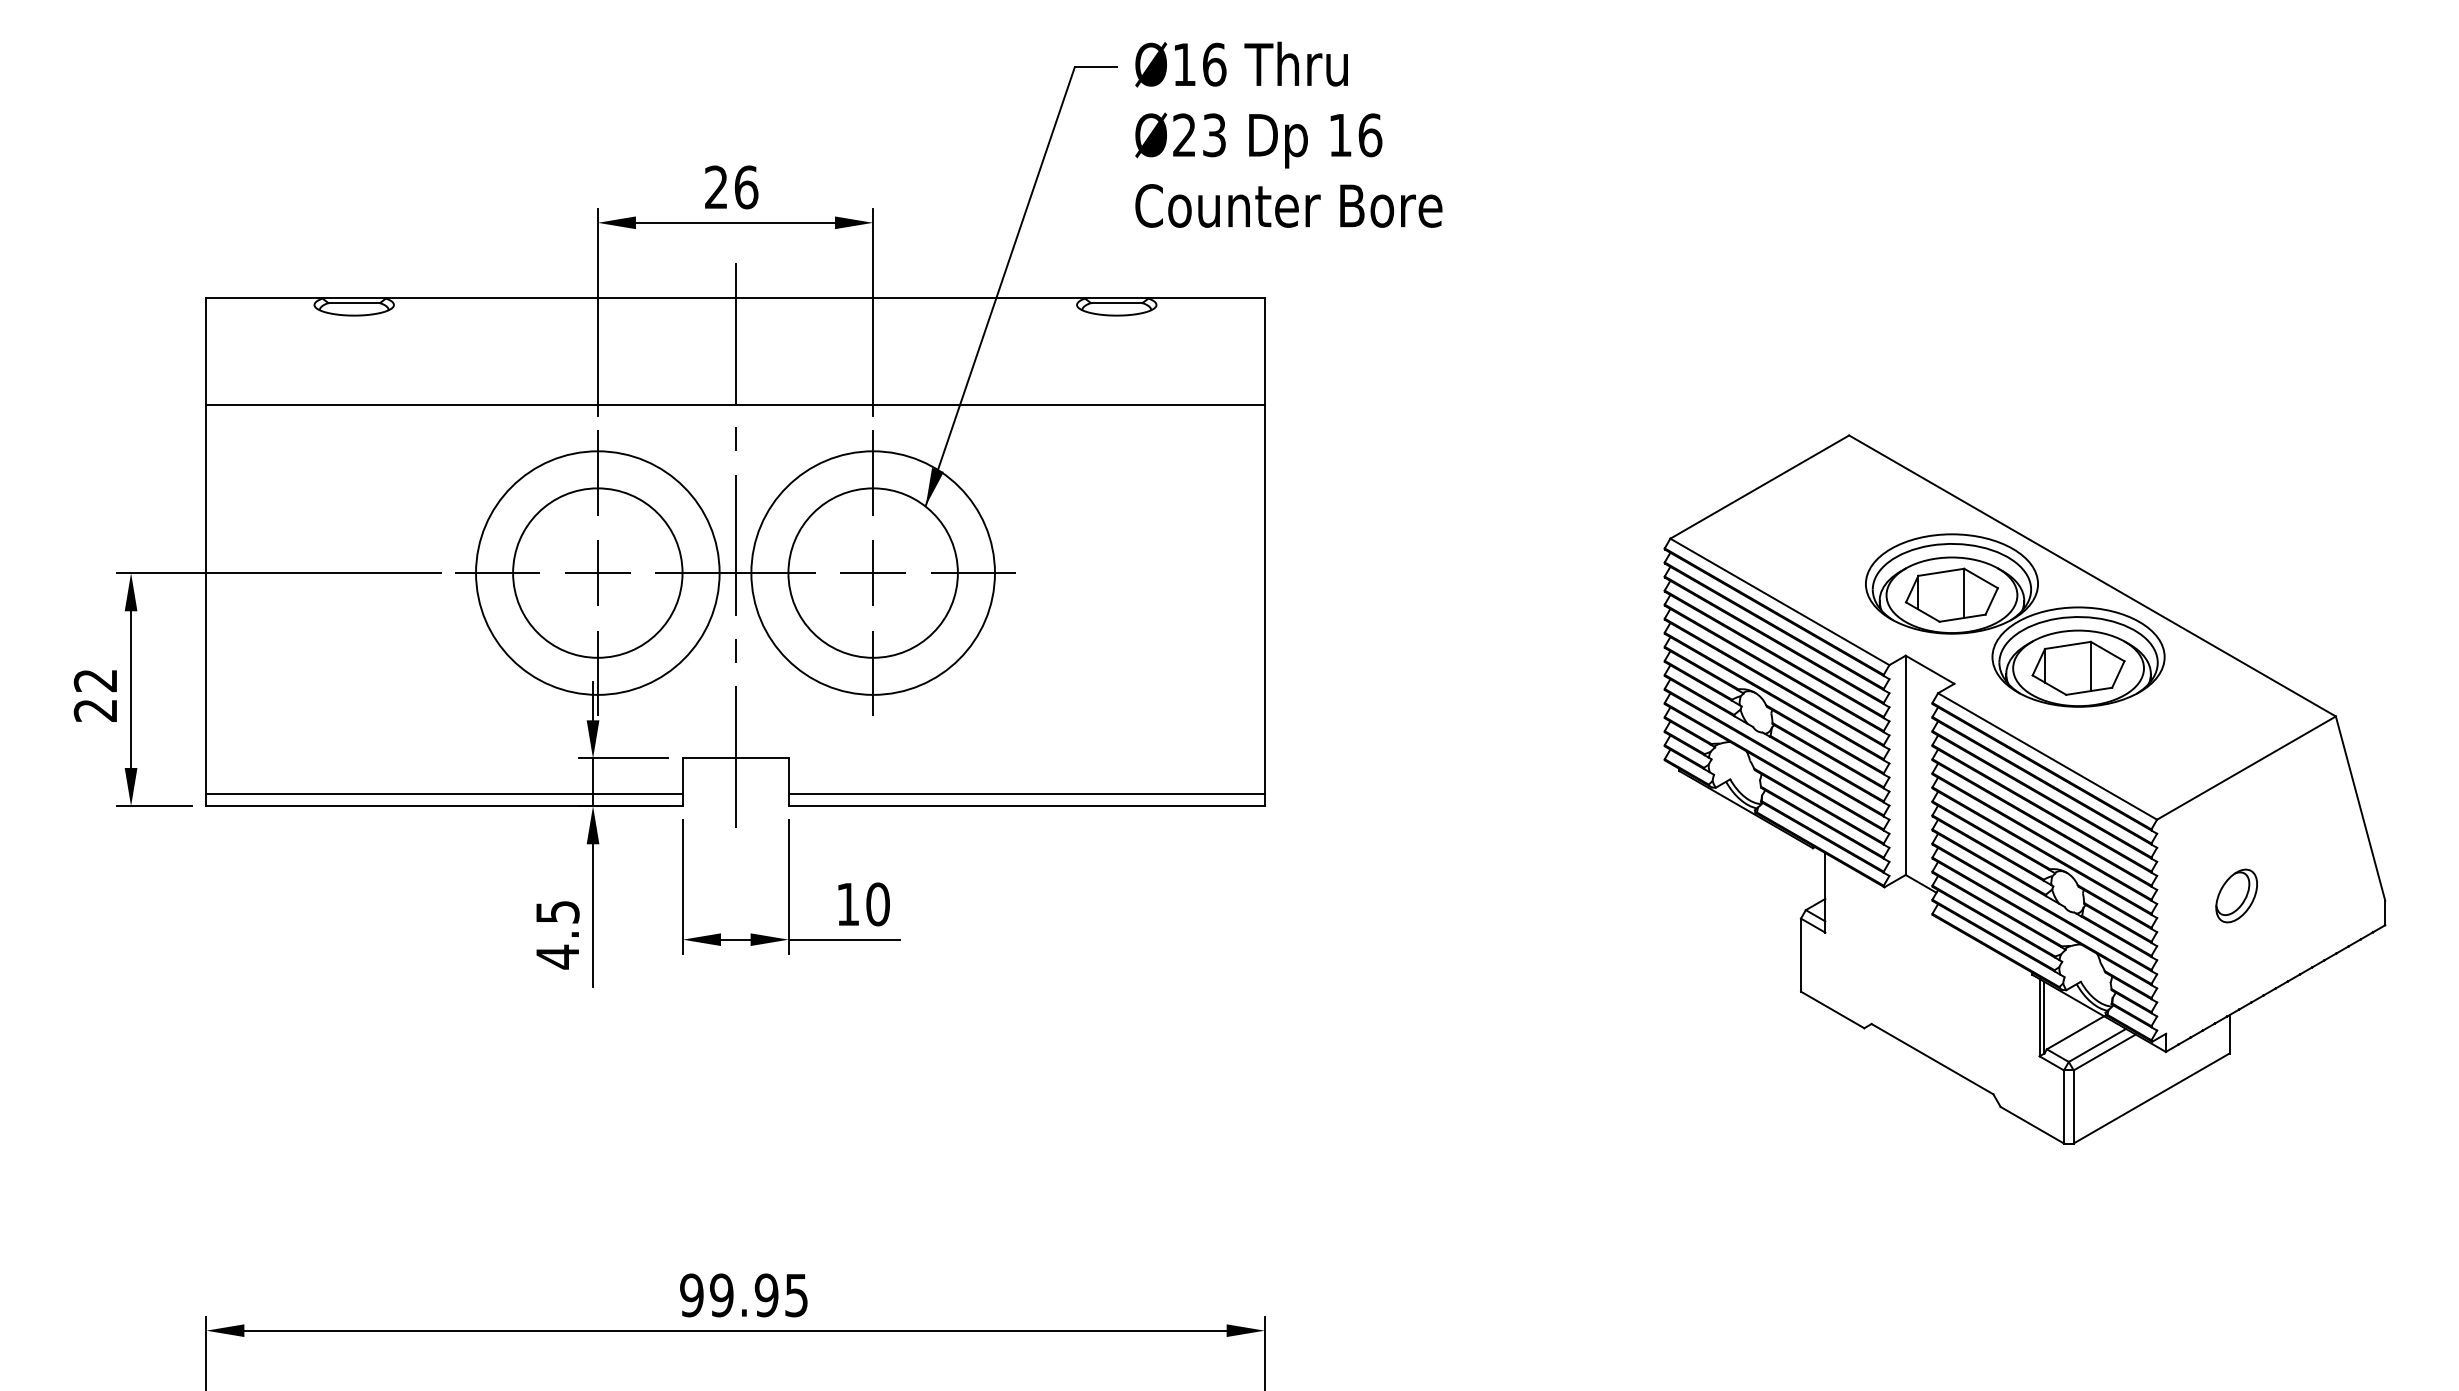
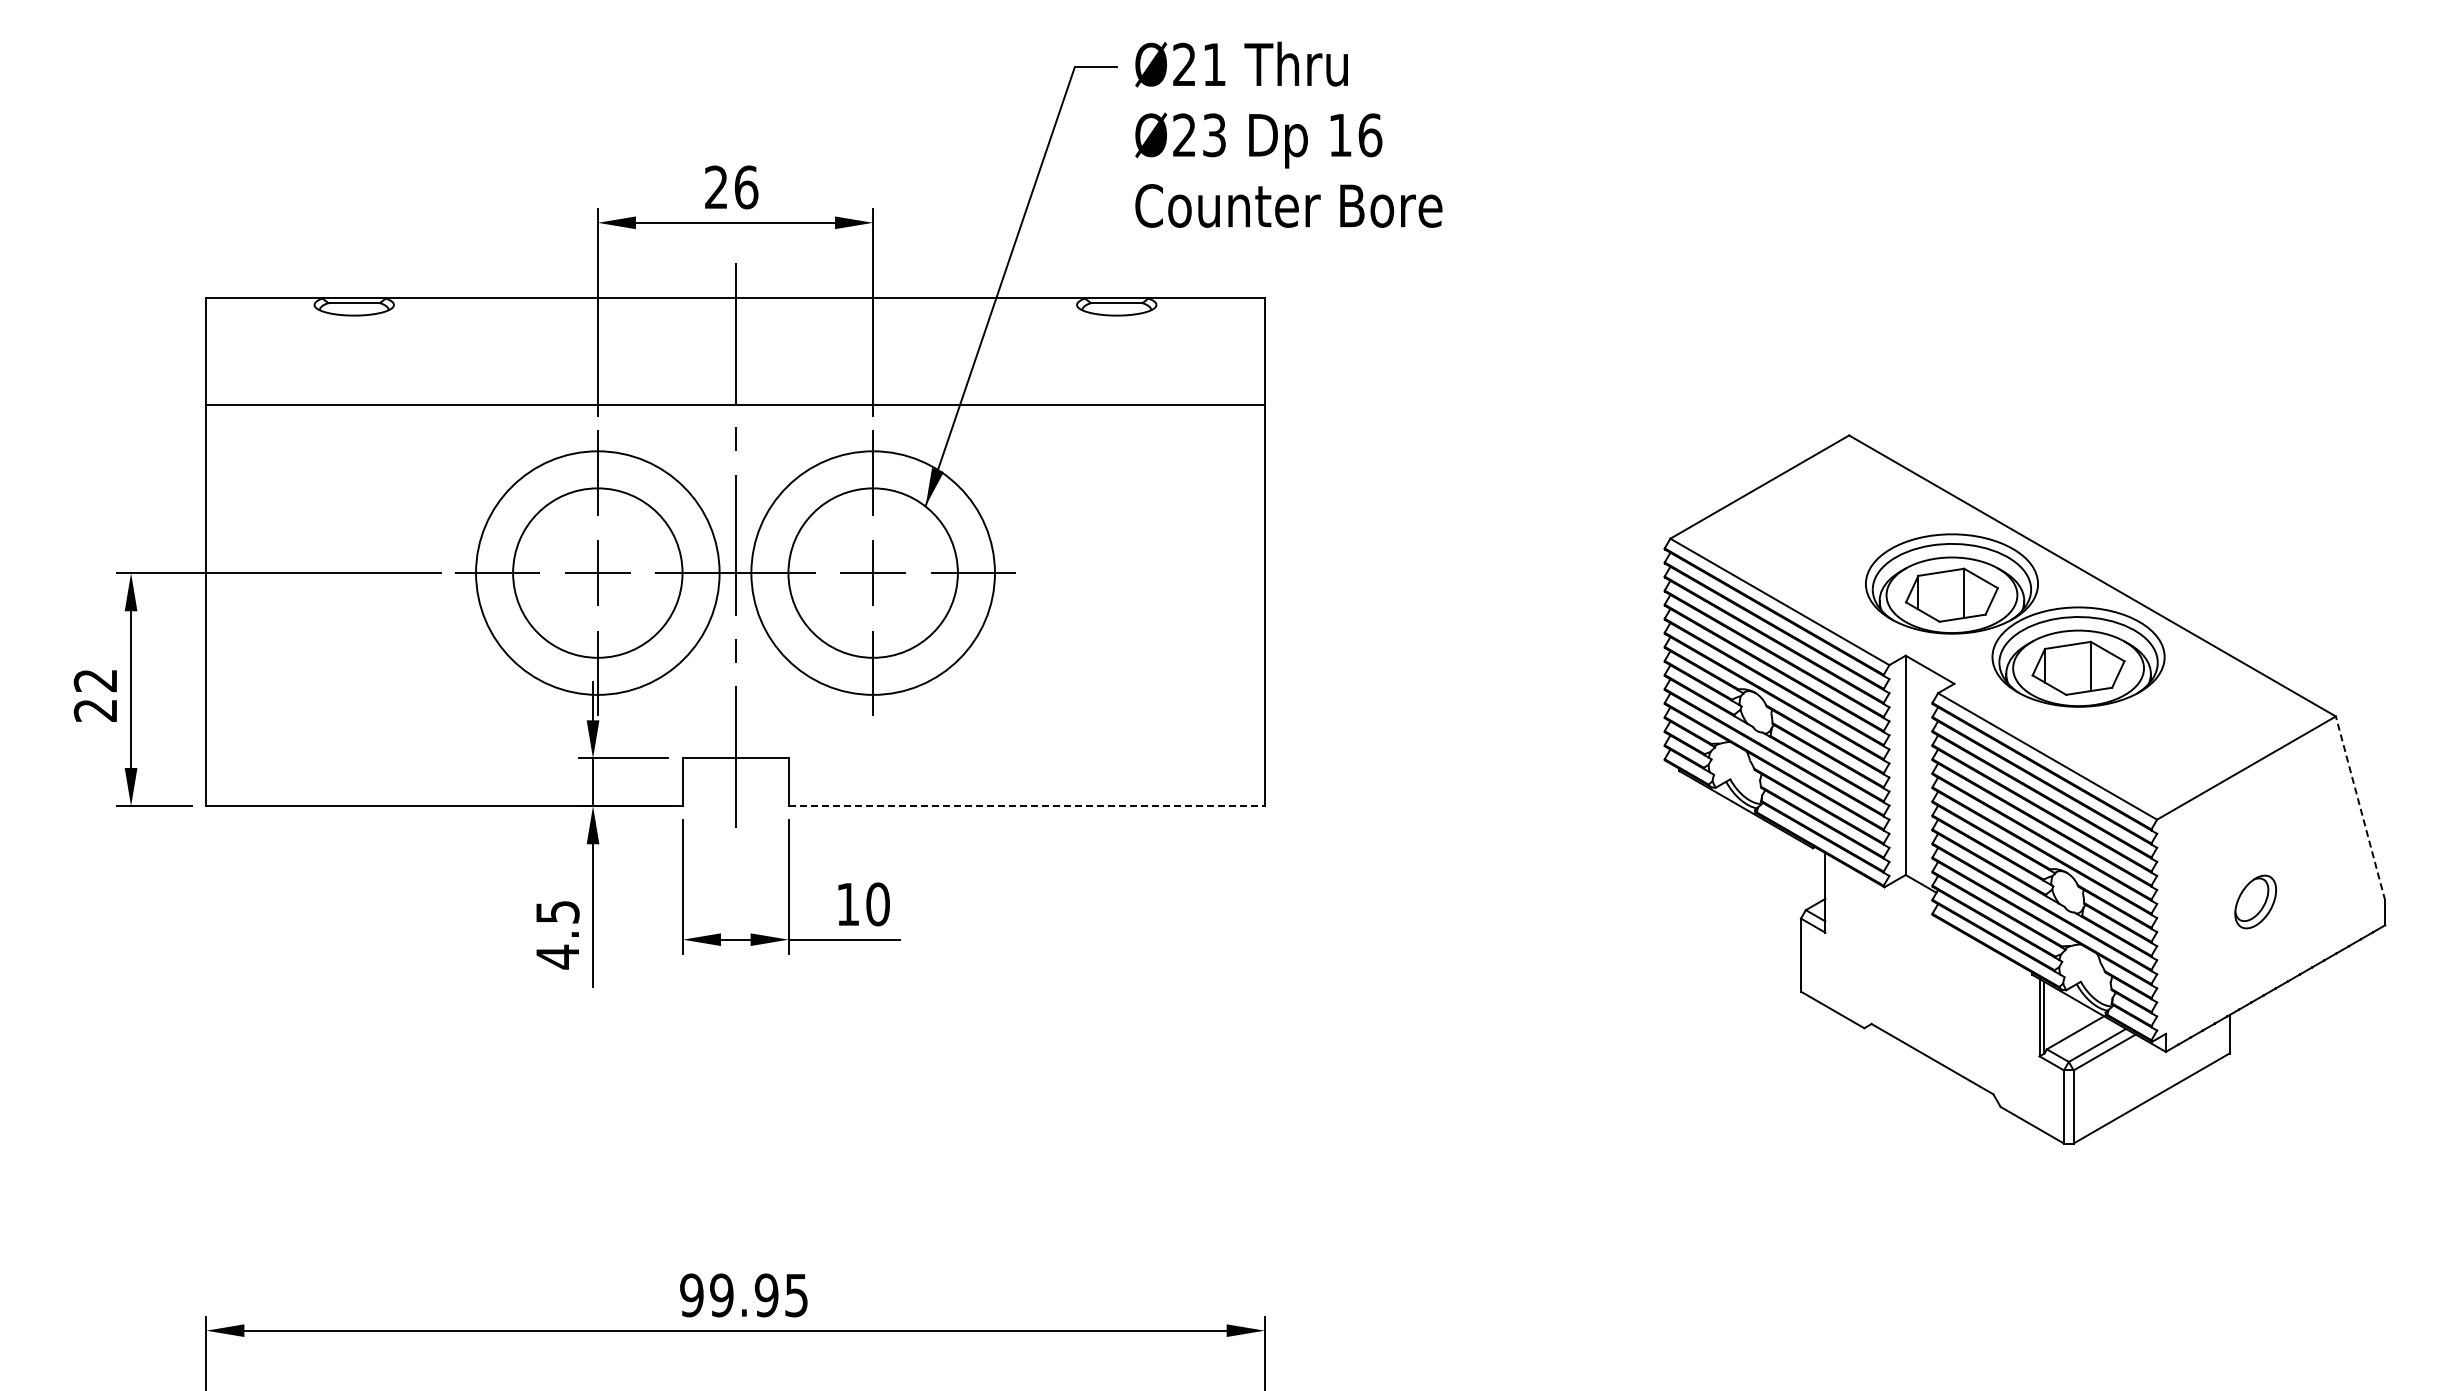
text: Ø16 -> Ø21 (1199, 64)
line: present -> none (444, 793)
line: present -> none (1026, 793)
line: solid -> dashed (1027, 806)
line: solid -> dashed (2360, 808)
part position: (2236, 895) -> (2255, 901) (2255, 901)
